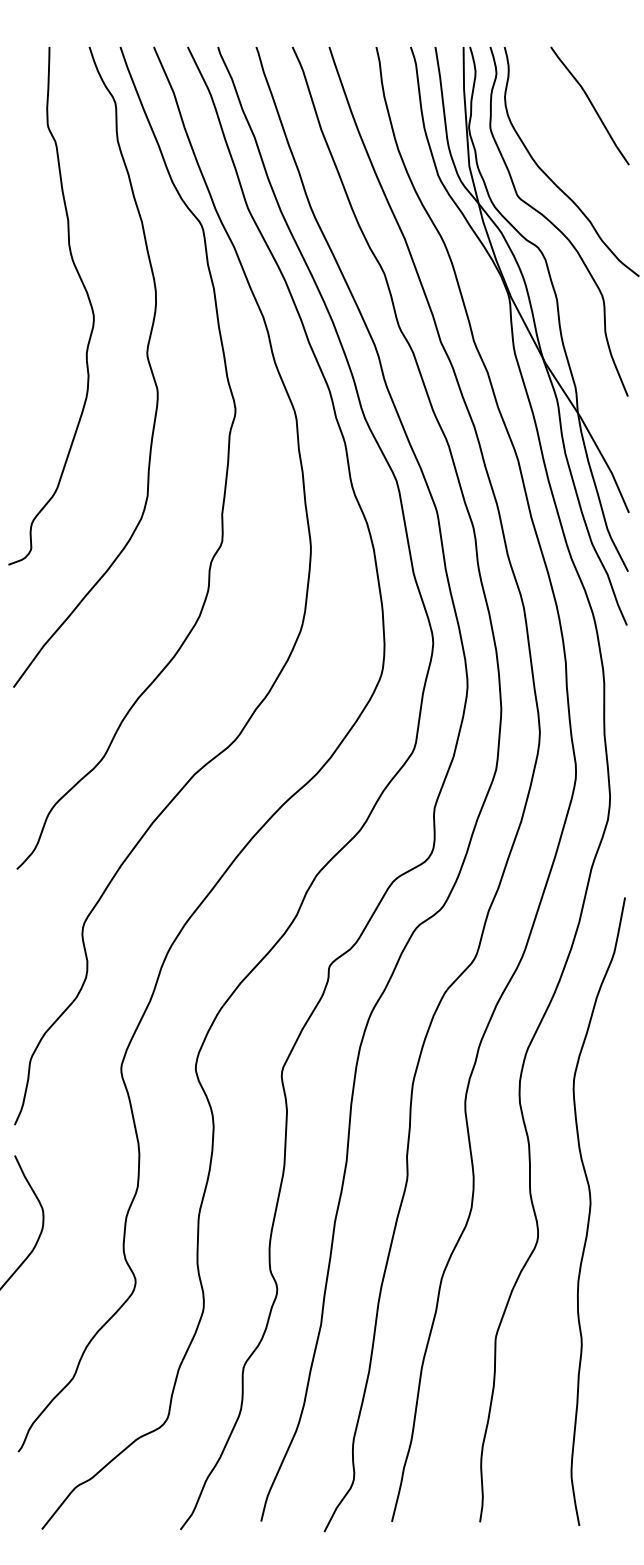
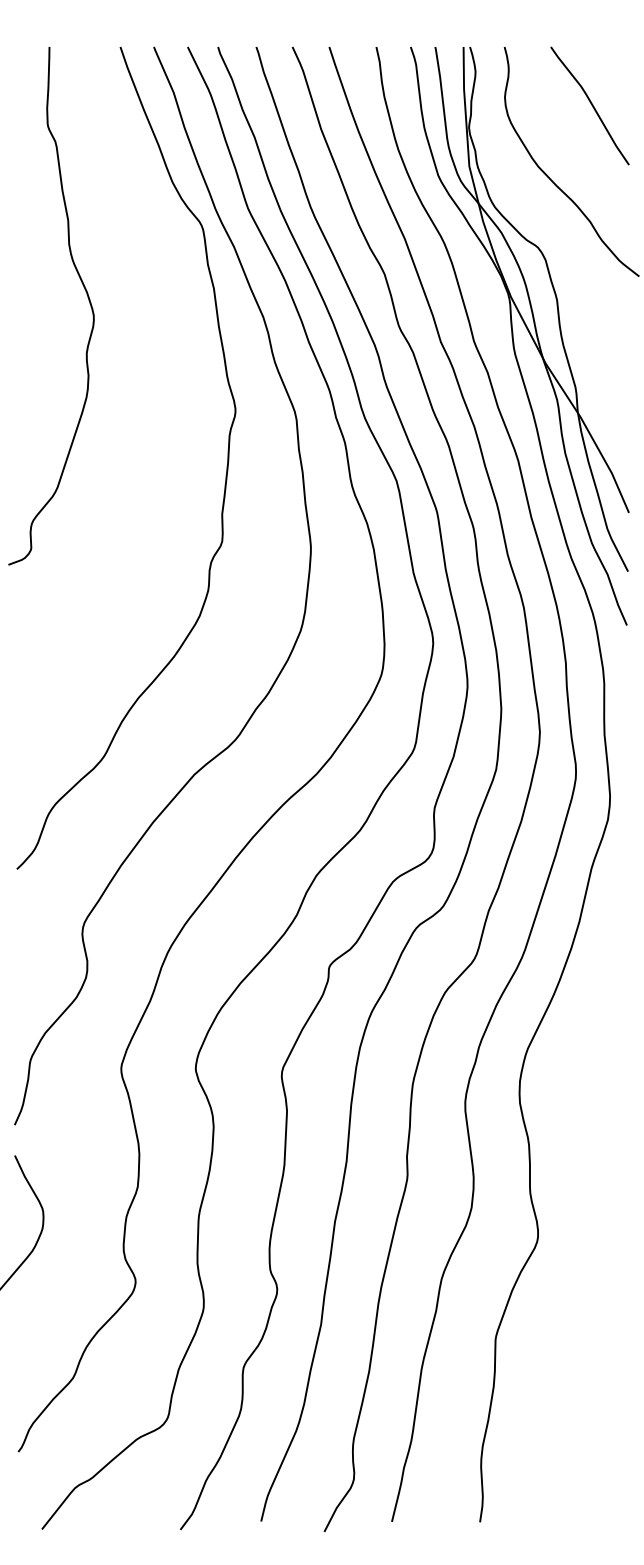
curve: present -> none (554, 224)
curve: present -> none (146, 357)
curve: present -> none (591, 1208)
